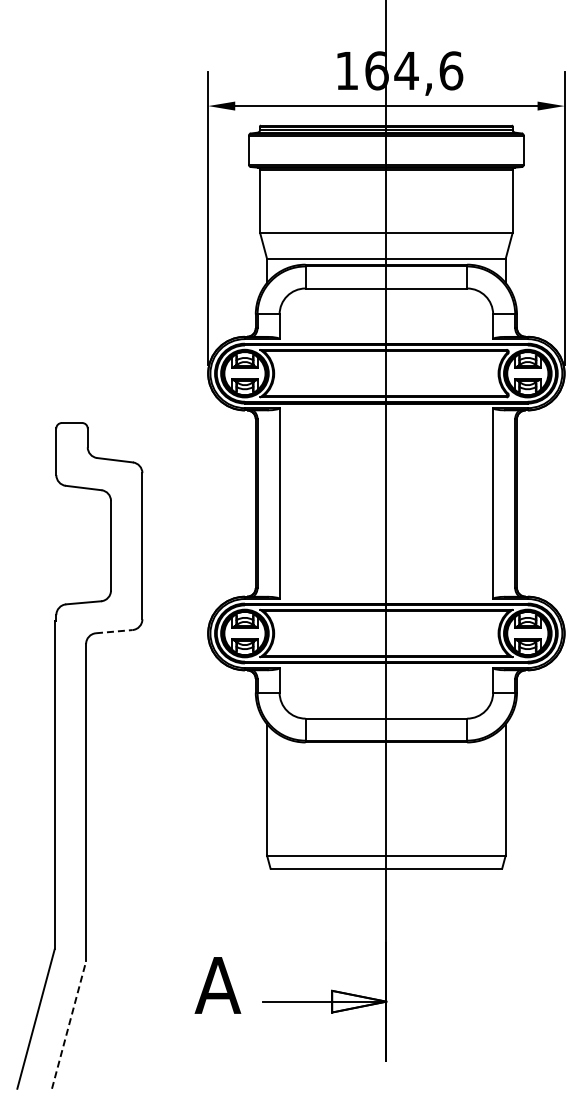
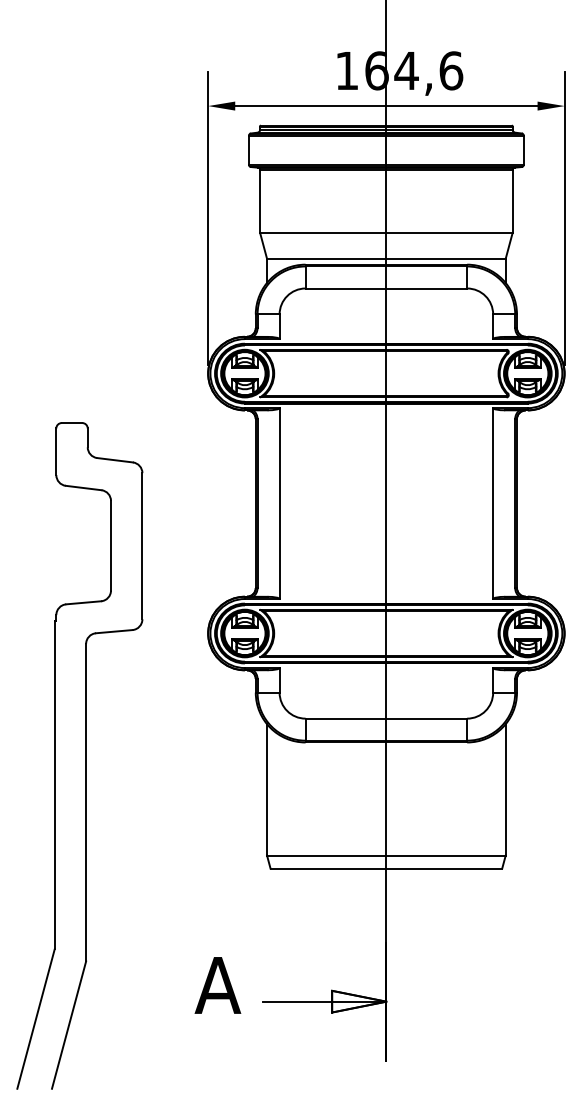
line: dashed -> solid (114, 631)
line: dashed -> solid (69, 1025)
